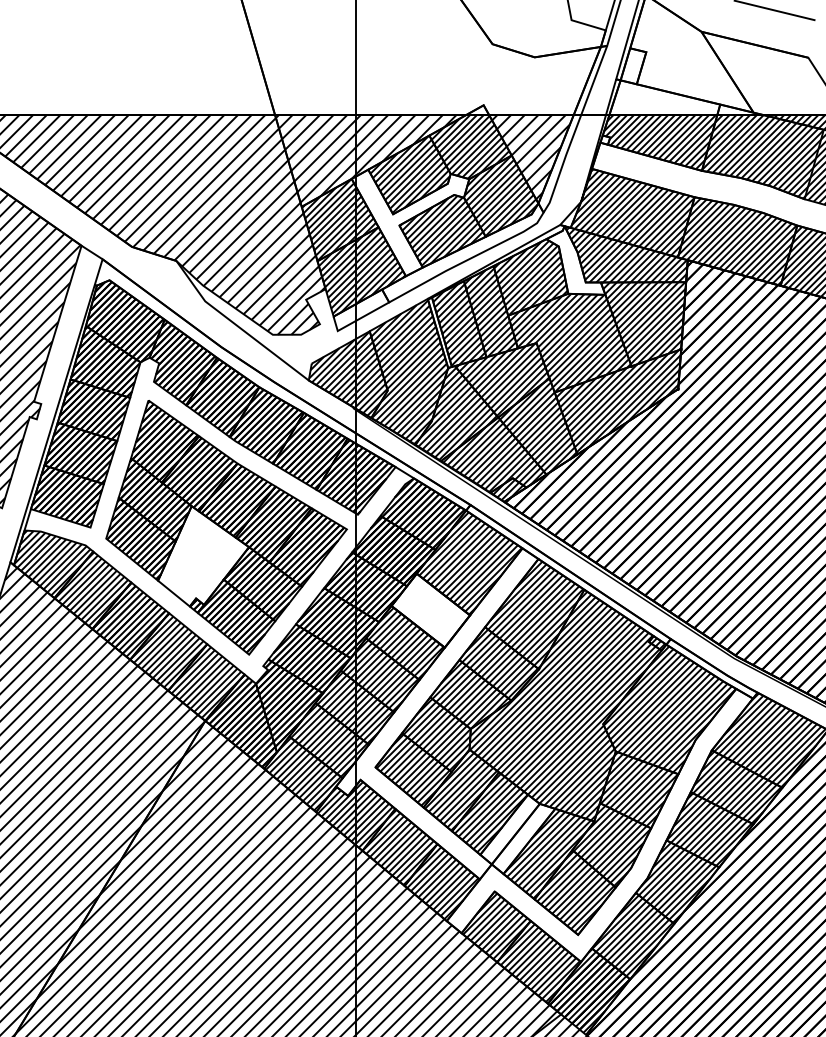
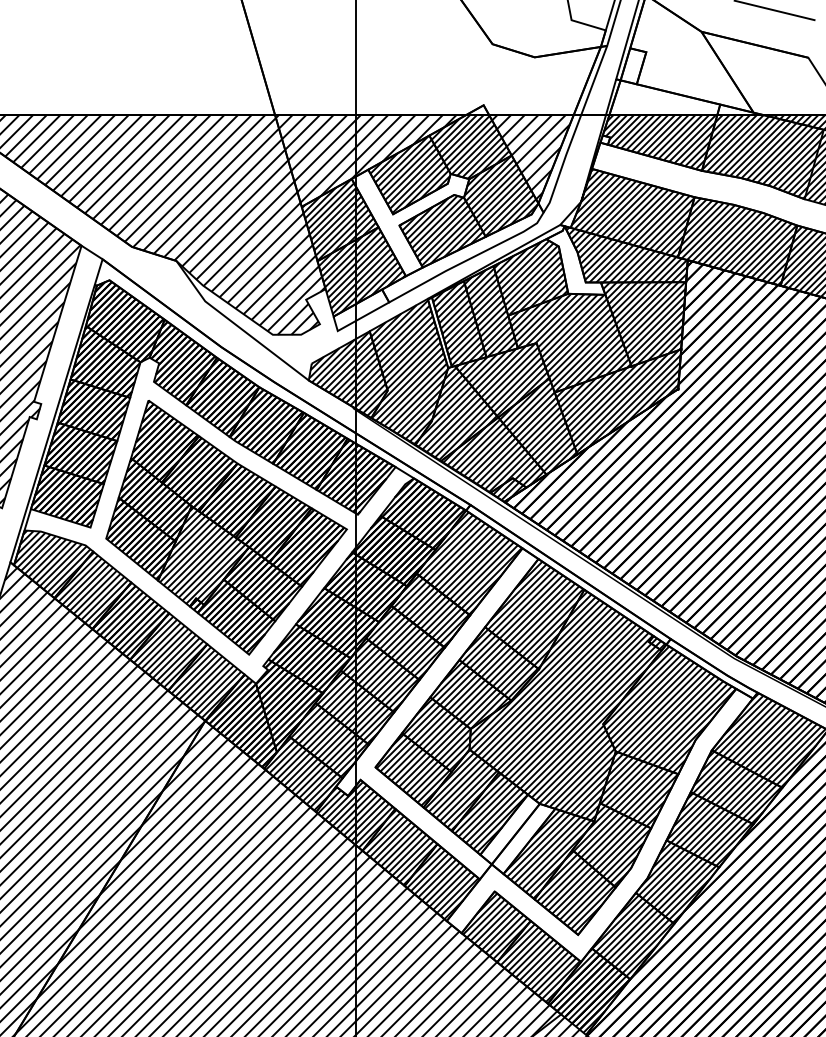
hatch: none -> present (202, 555)
hatch: none -> present (431, 610)
